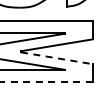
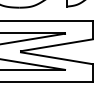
line: dashed -> solid (57, 58)
line: dashed -> solid (46, 82)
